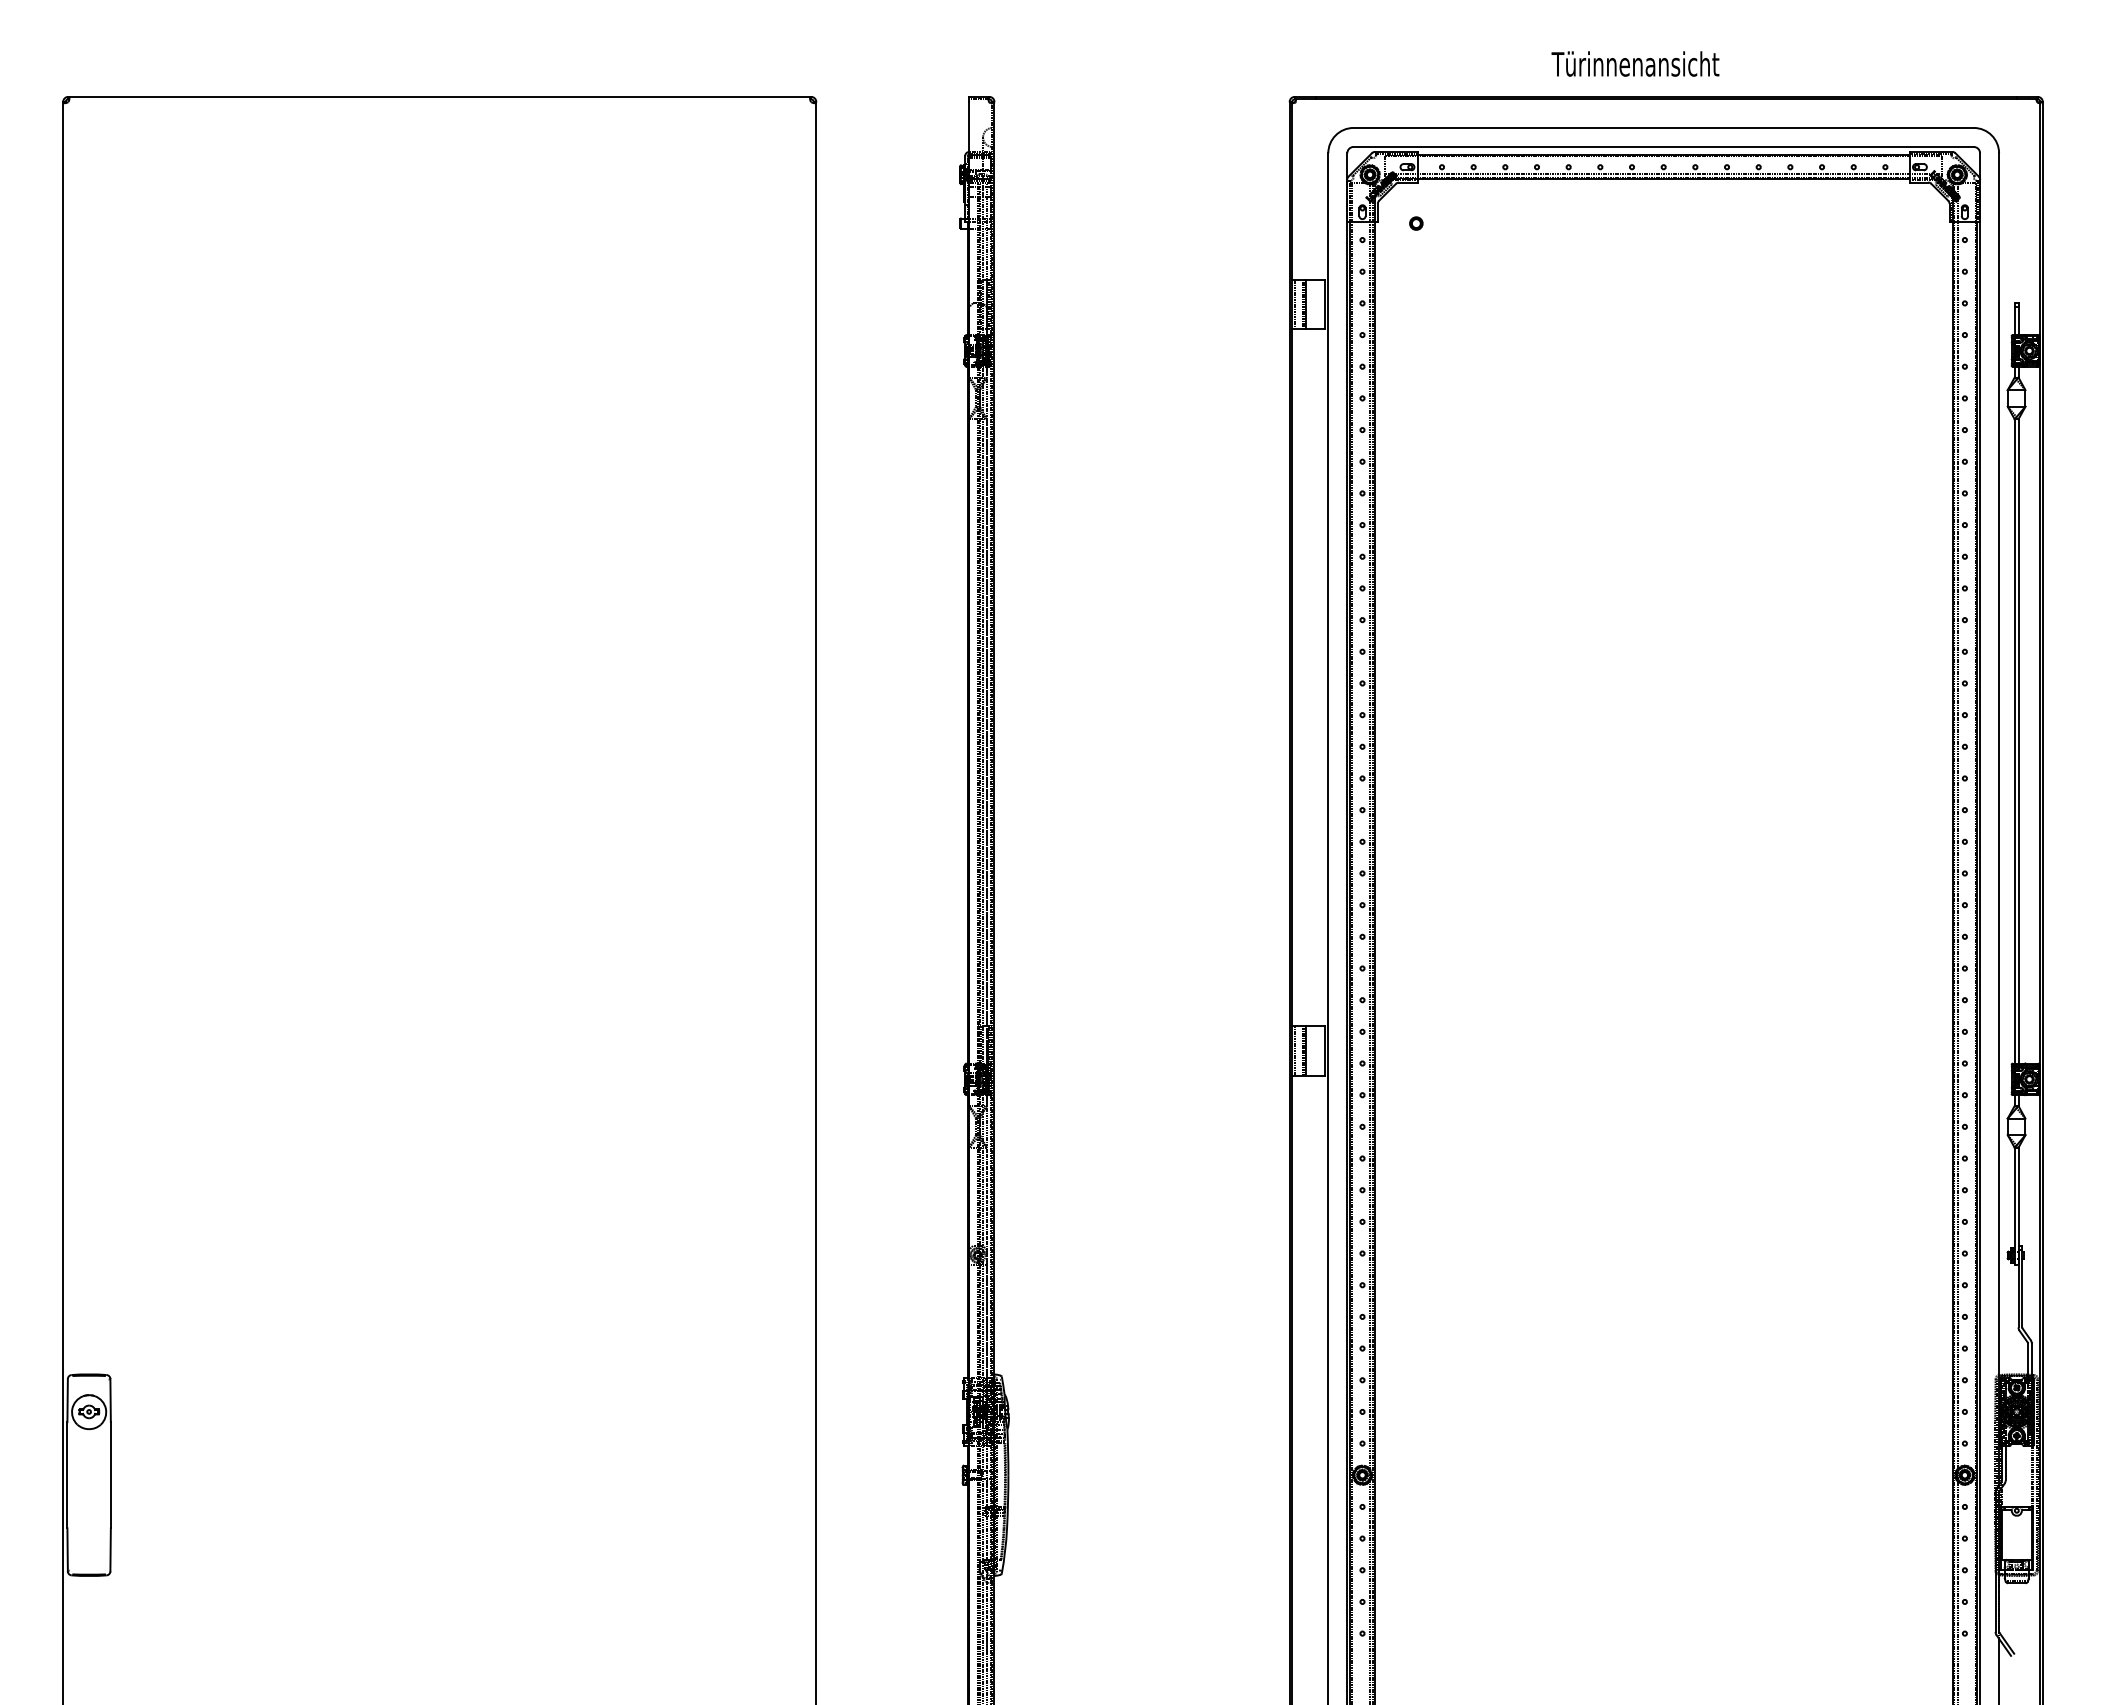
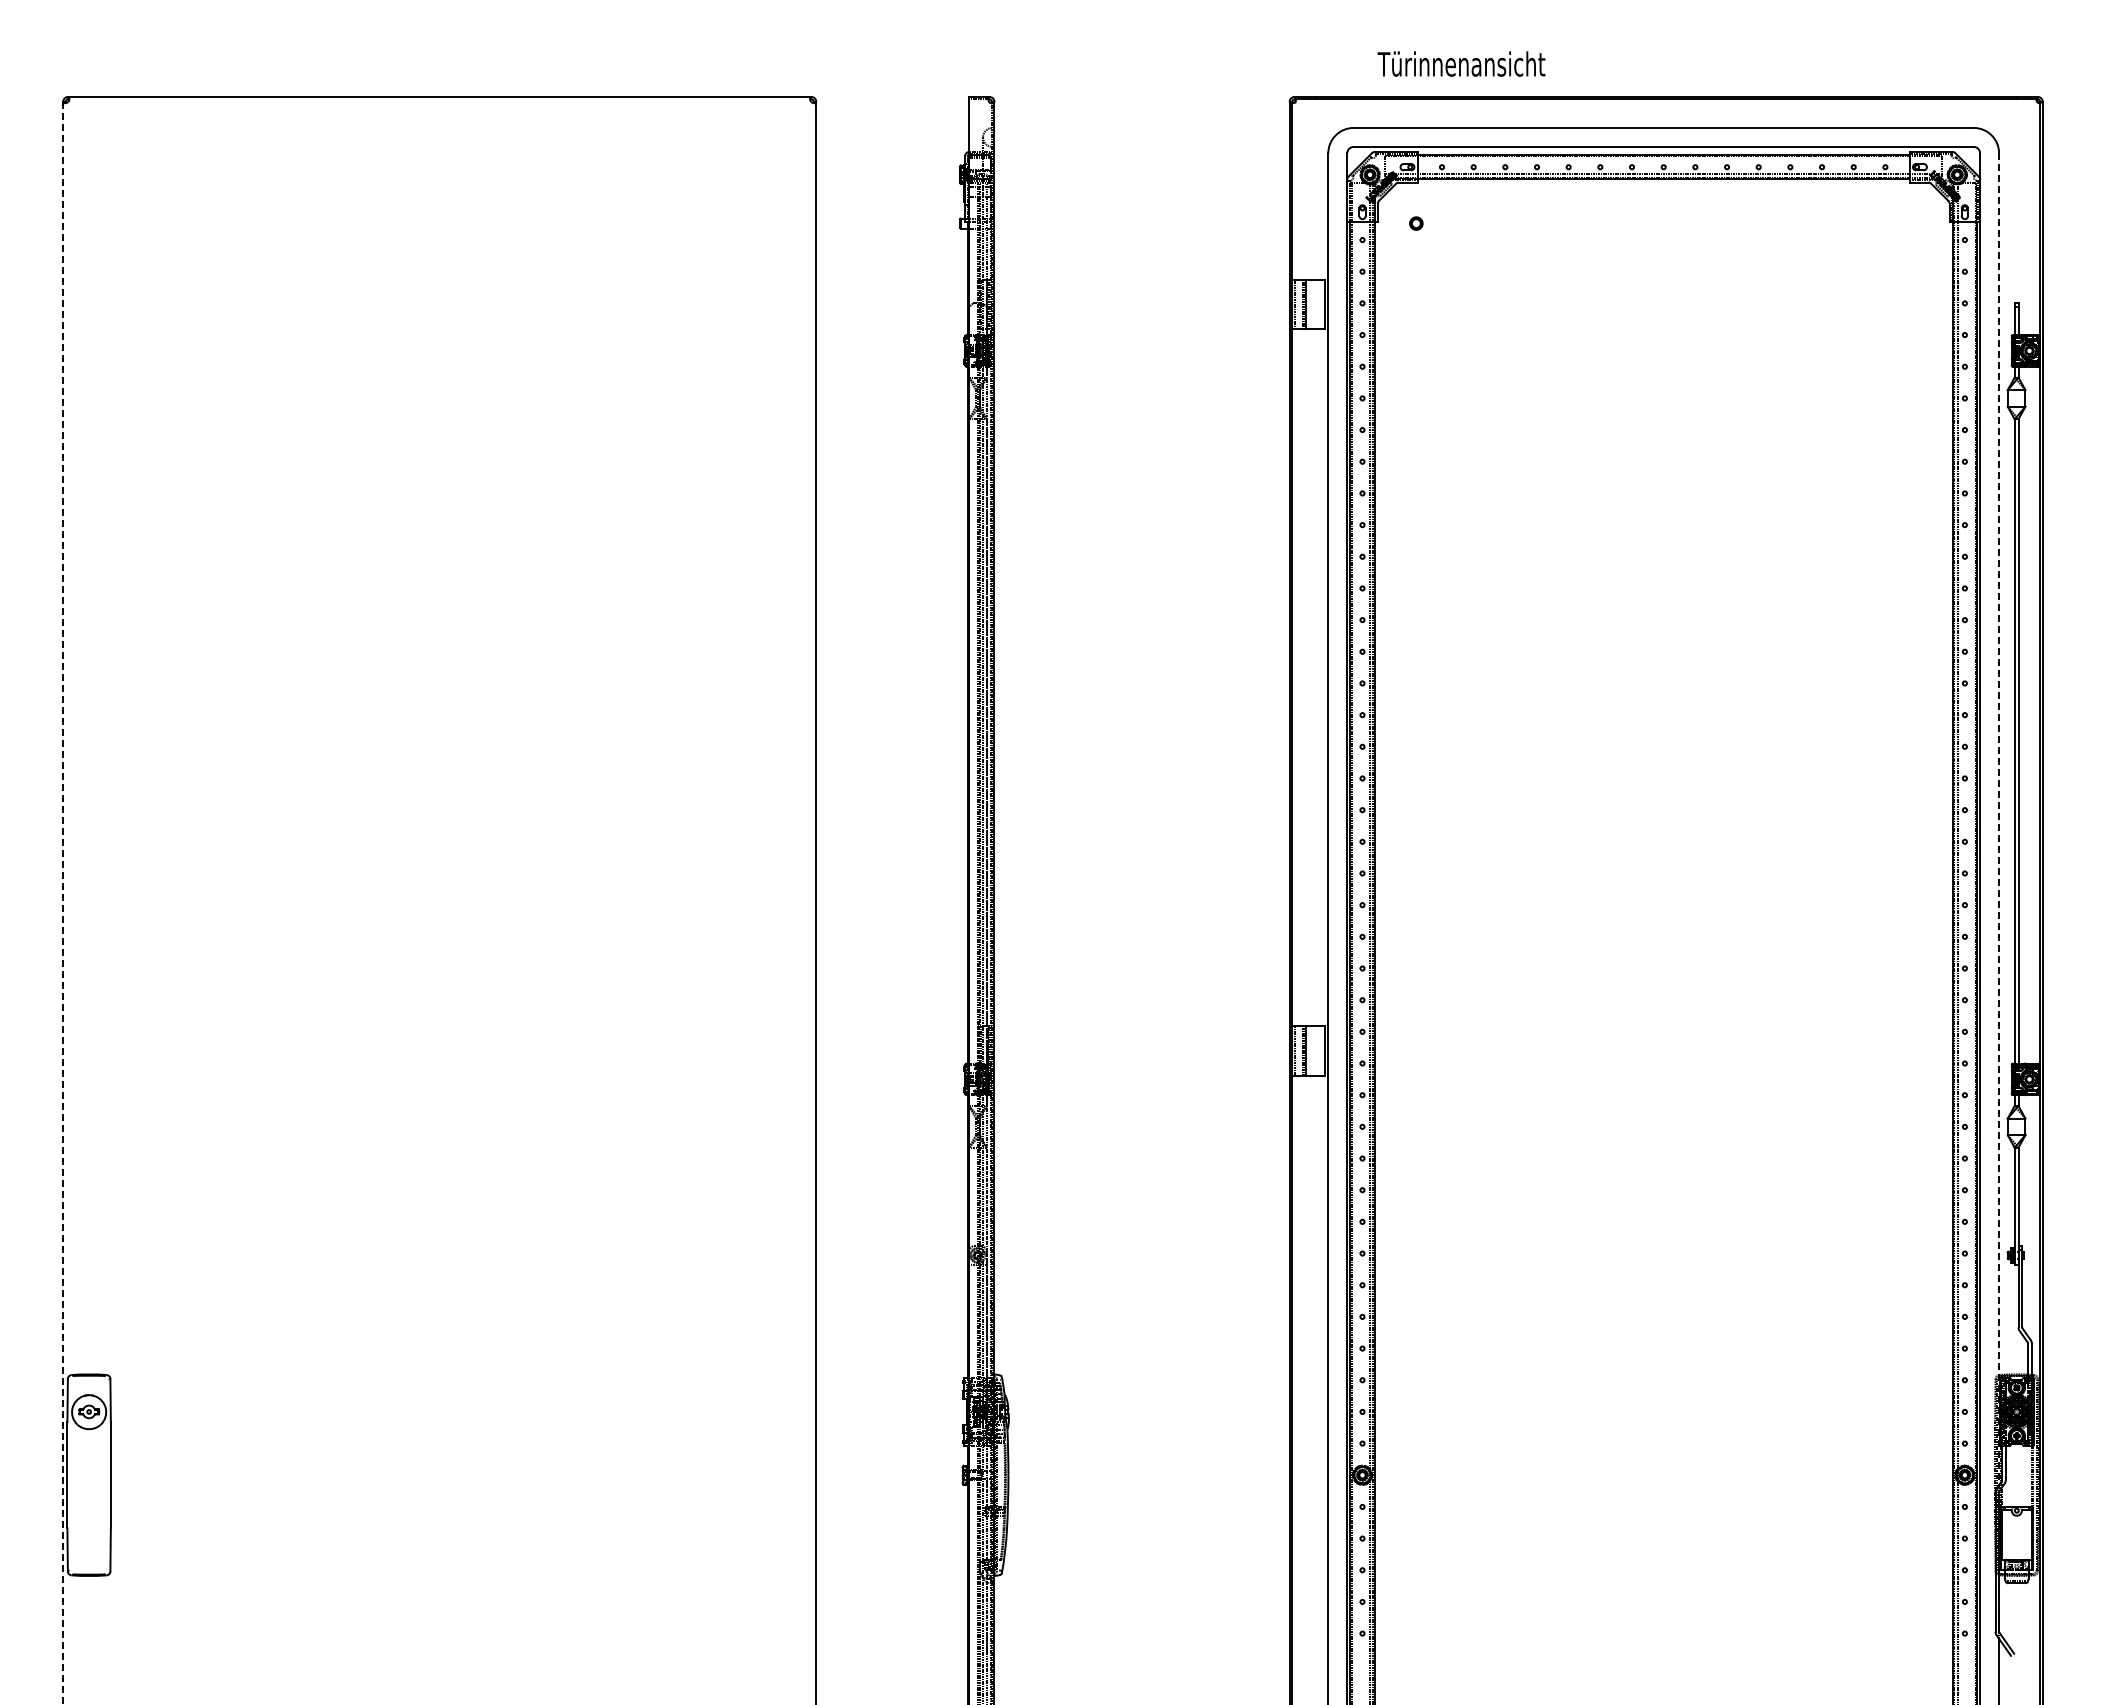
text position: (1635, 63) -> (1461, 63) (1461, 63)
line: solid -> dashed (1999, 819)
line: solid -> dashed (63, 903)
